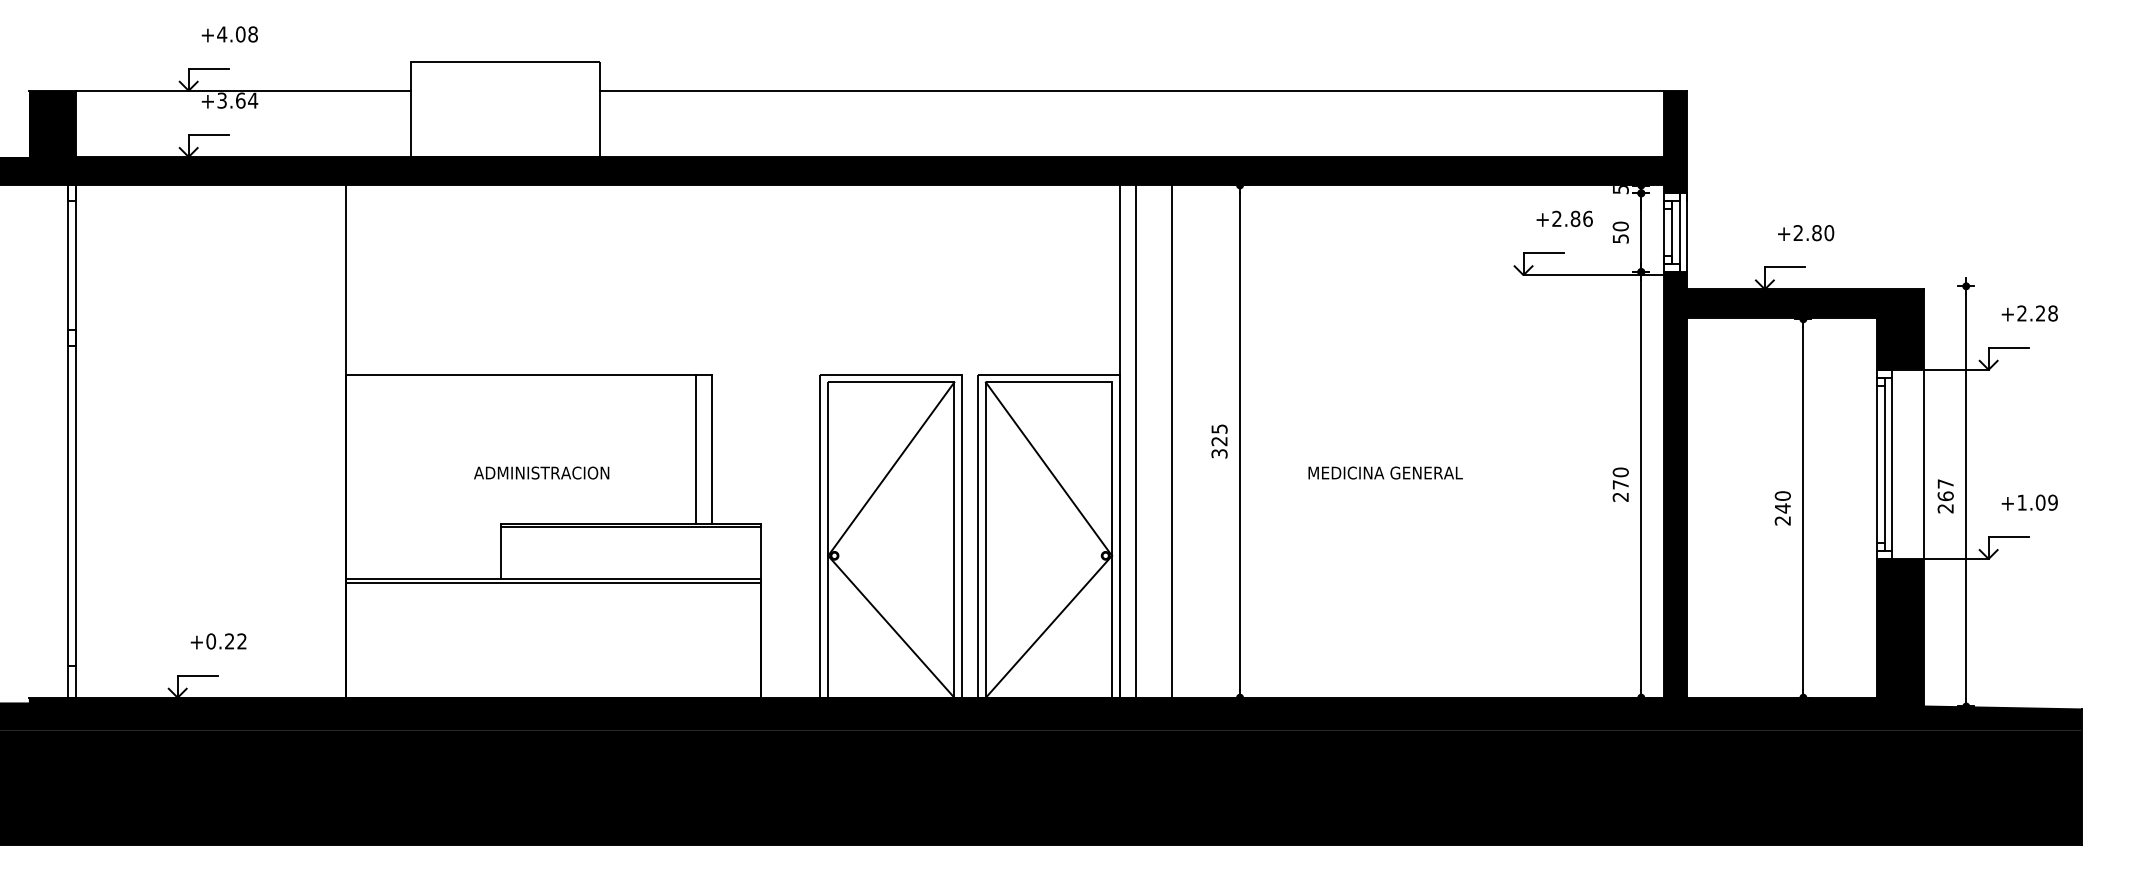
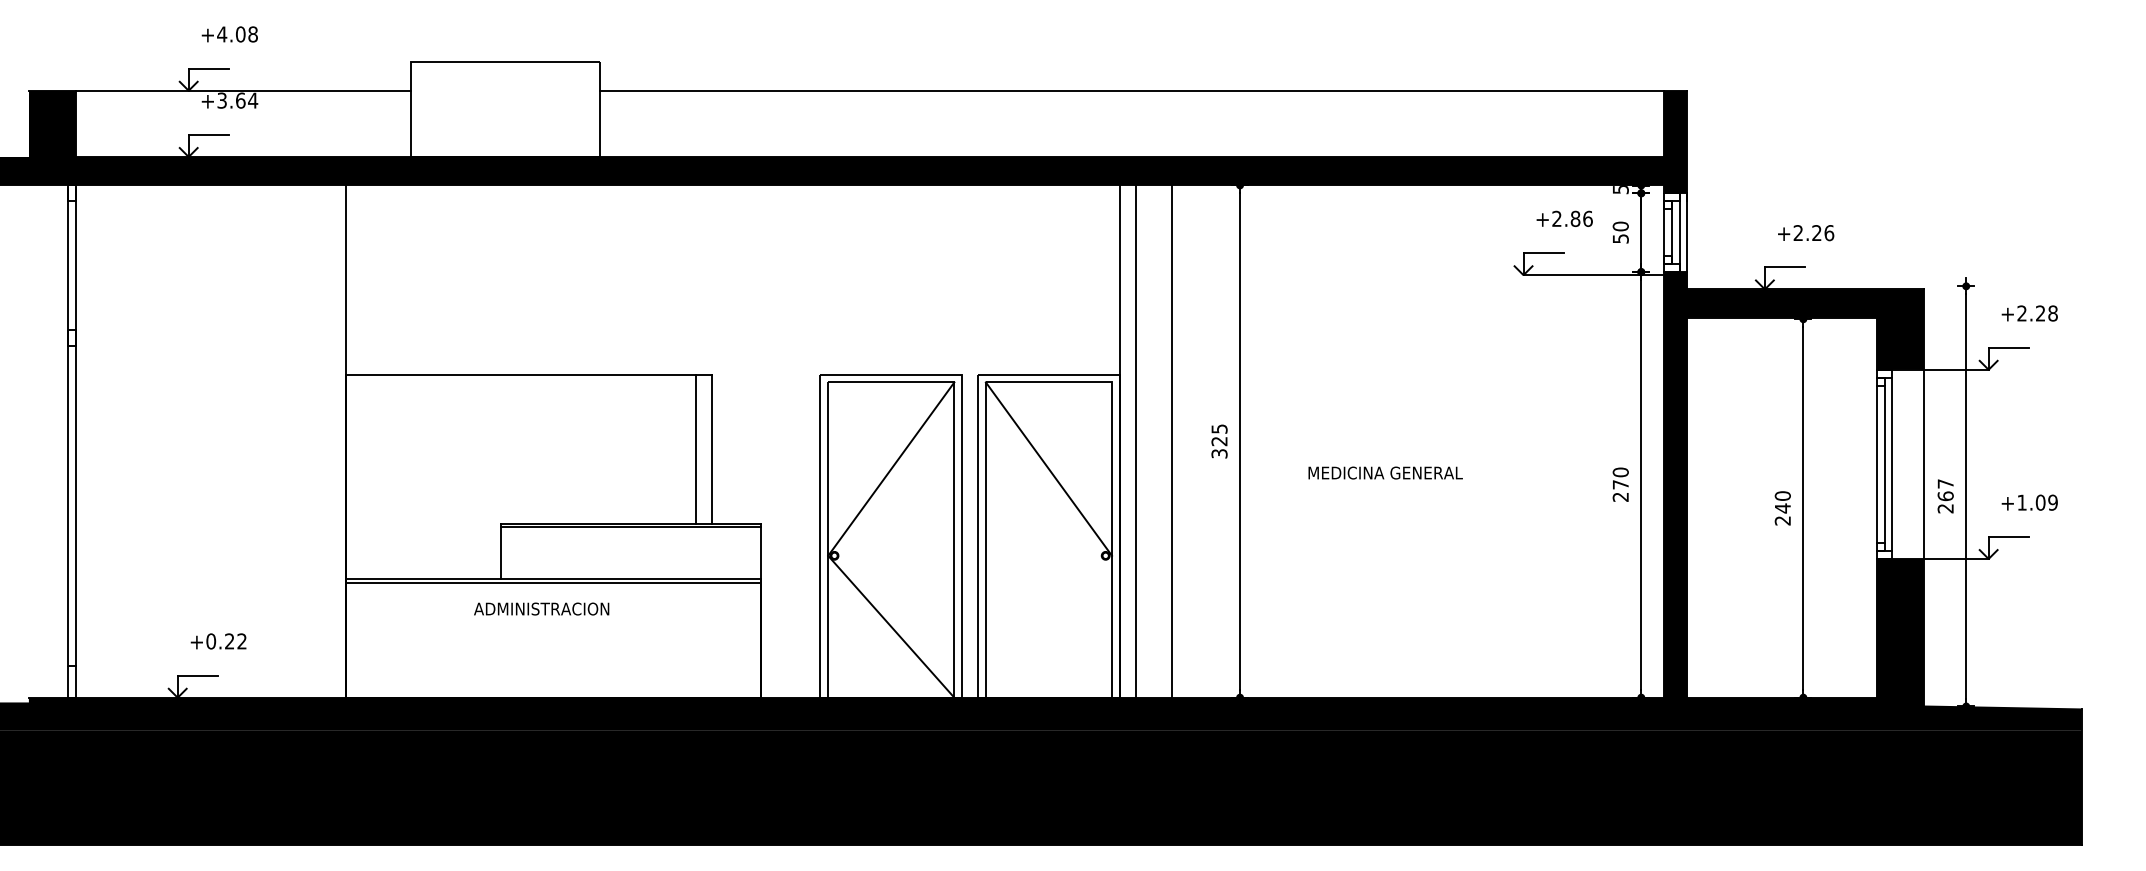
text: +2.80 -> +2.26 (1823, 233)
text position: (541, 472) -> (541, 608) (541, 608)
line: present -> none (1048, 626)
